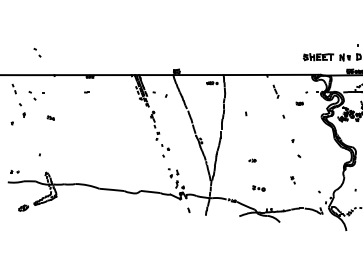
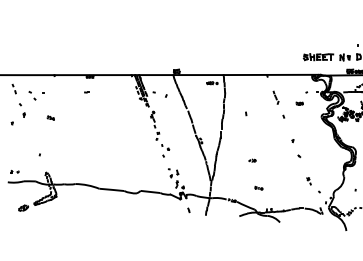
part: present -> none (37, 52)
part position: (275, 91) -> (275, 97) (275, 97)
part position: (292, 180) -> (308, 181) (308, 181)
part size: 14x7 px -> 10x6 px (258, 187)
